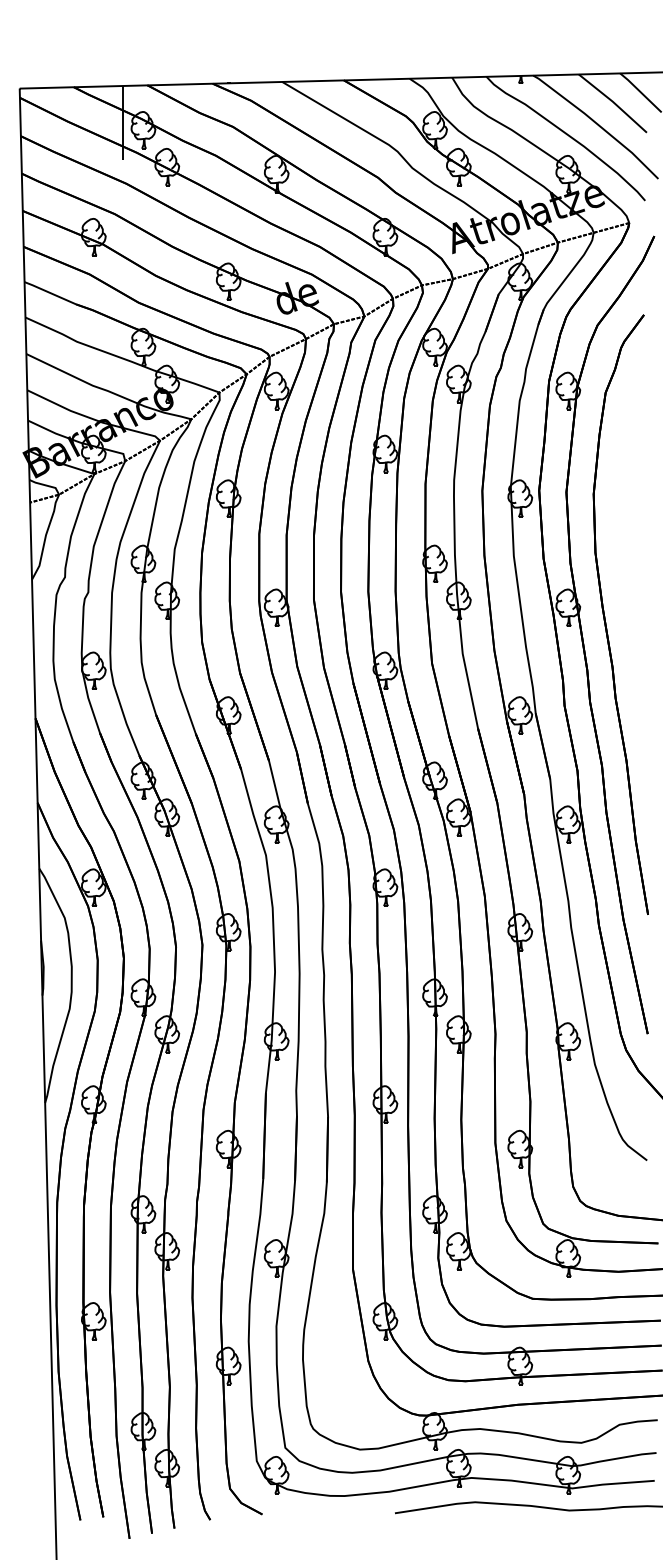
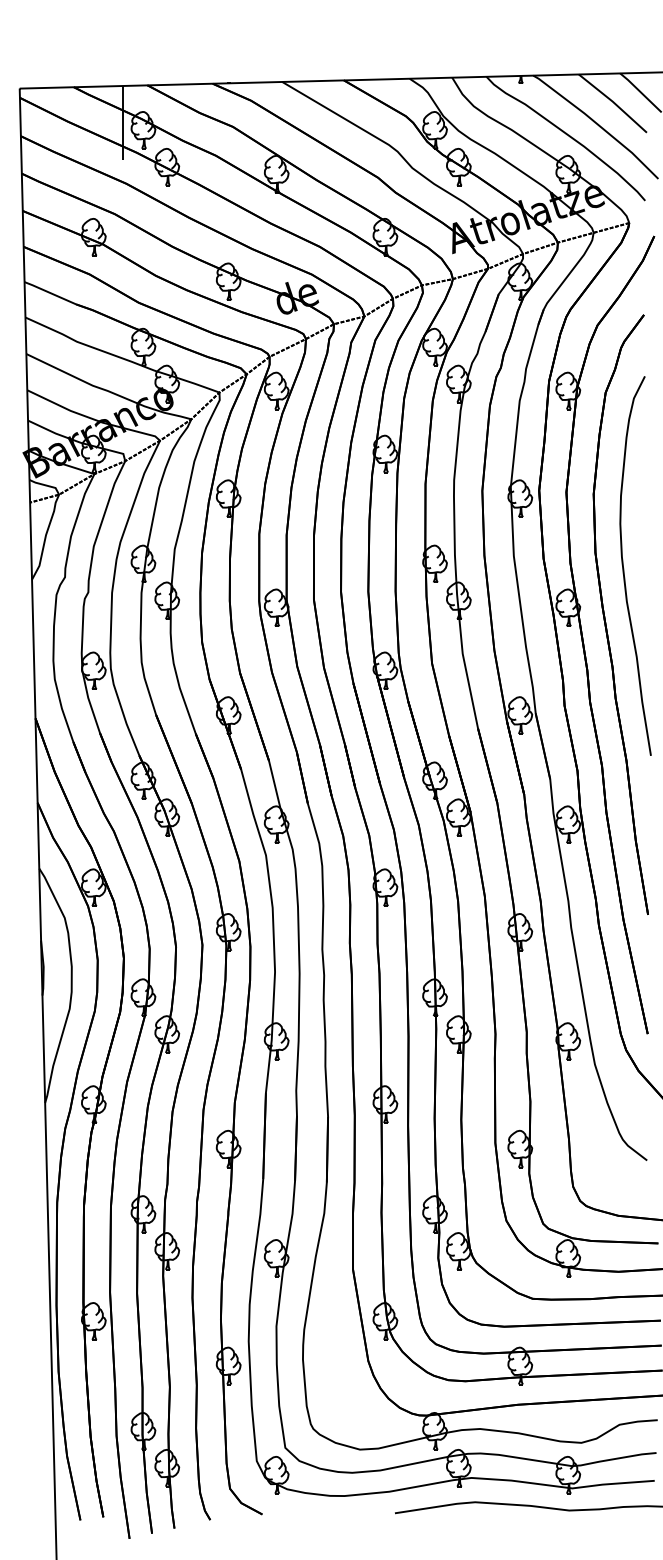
curve: none -> present (624, 568)
